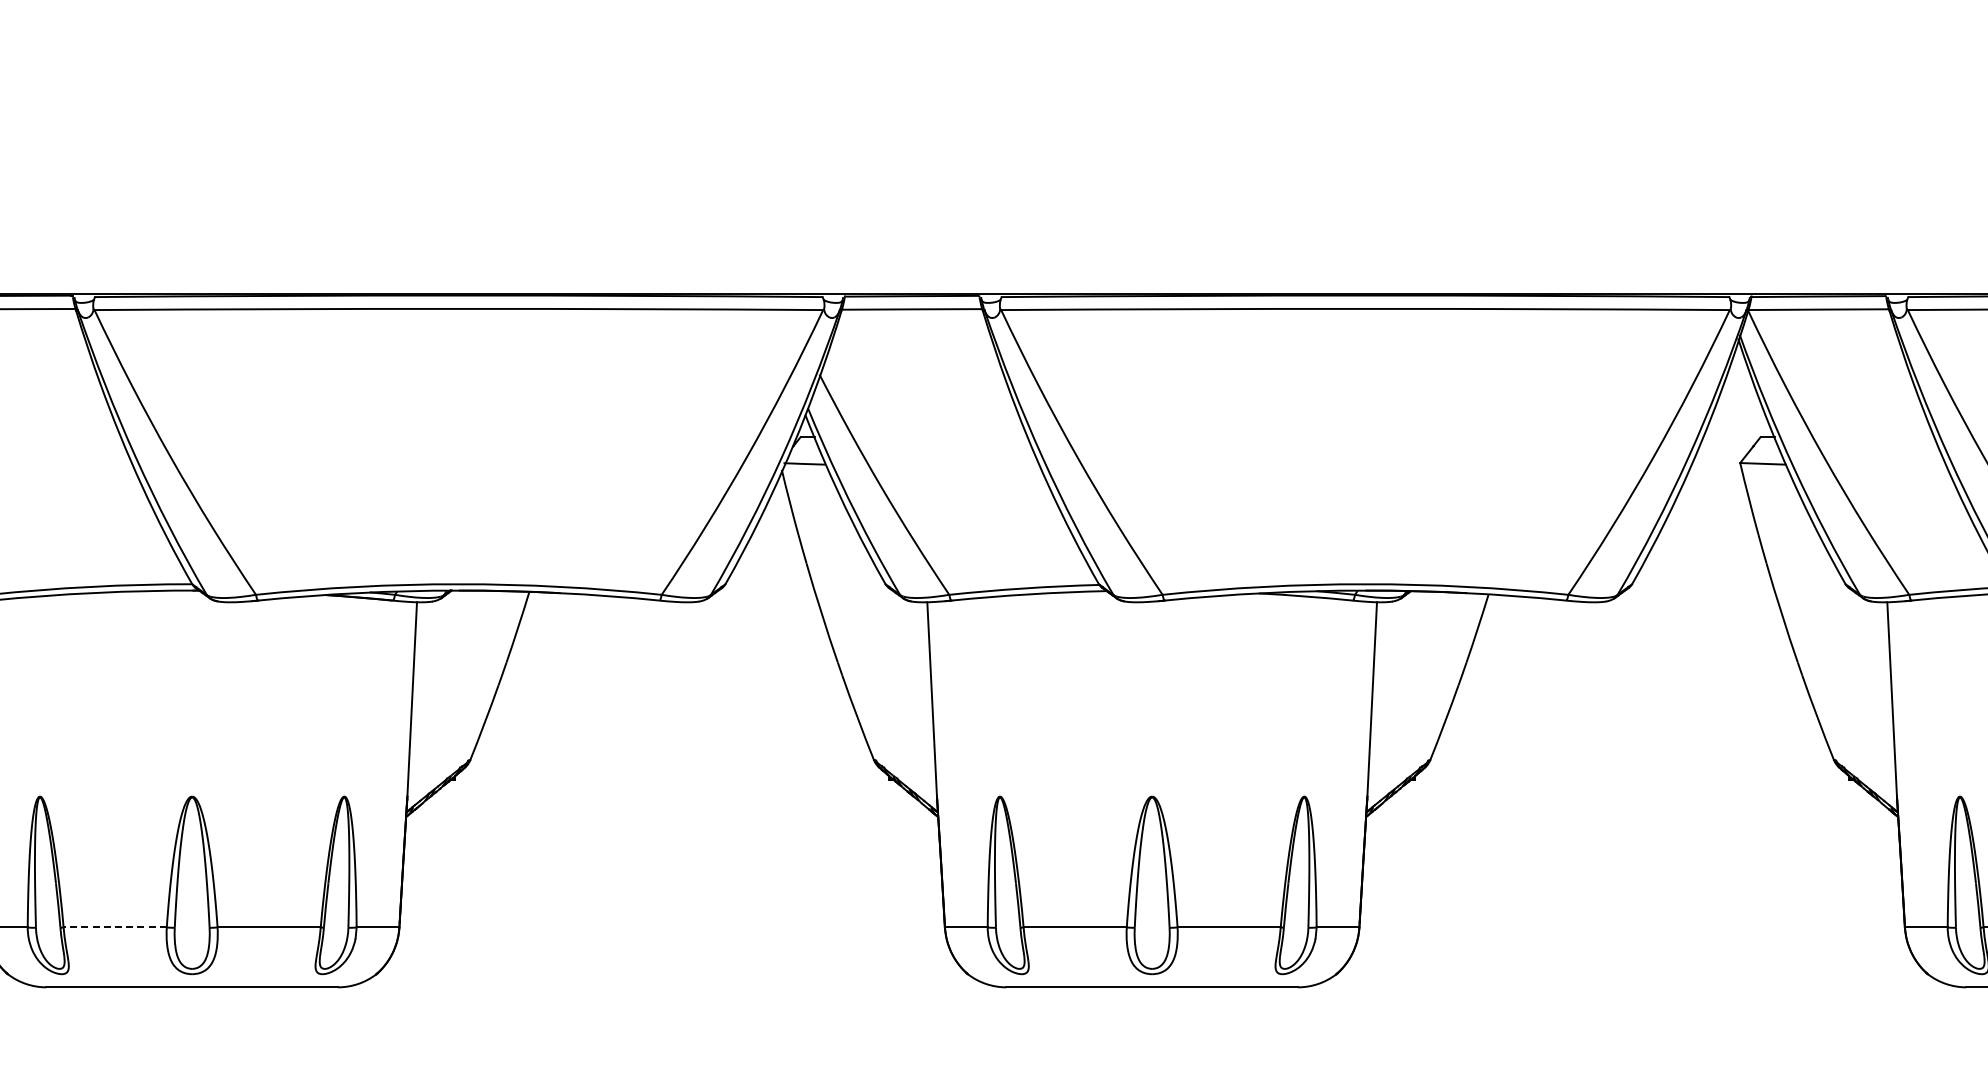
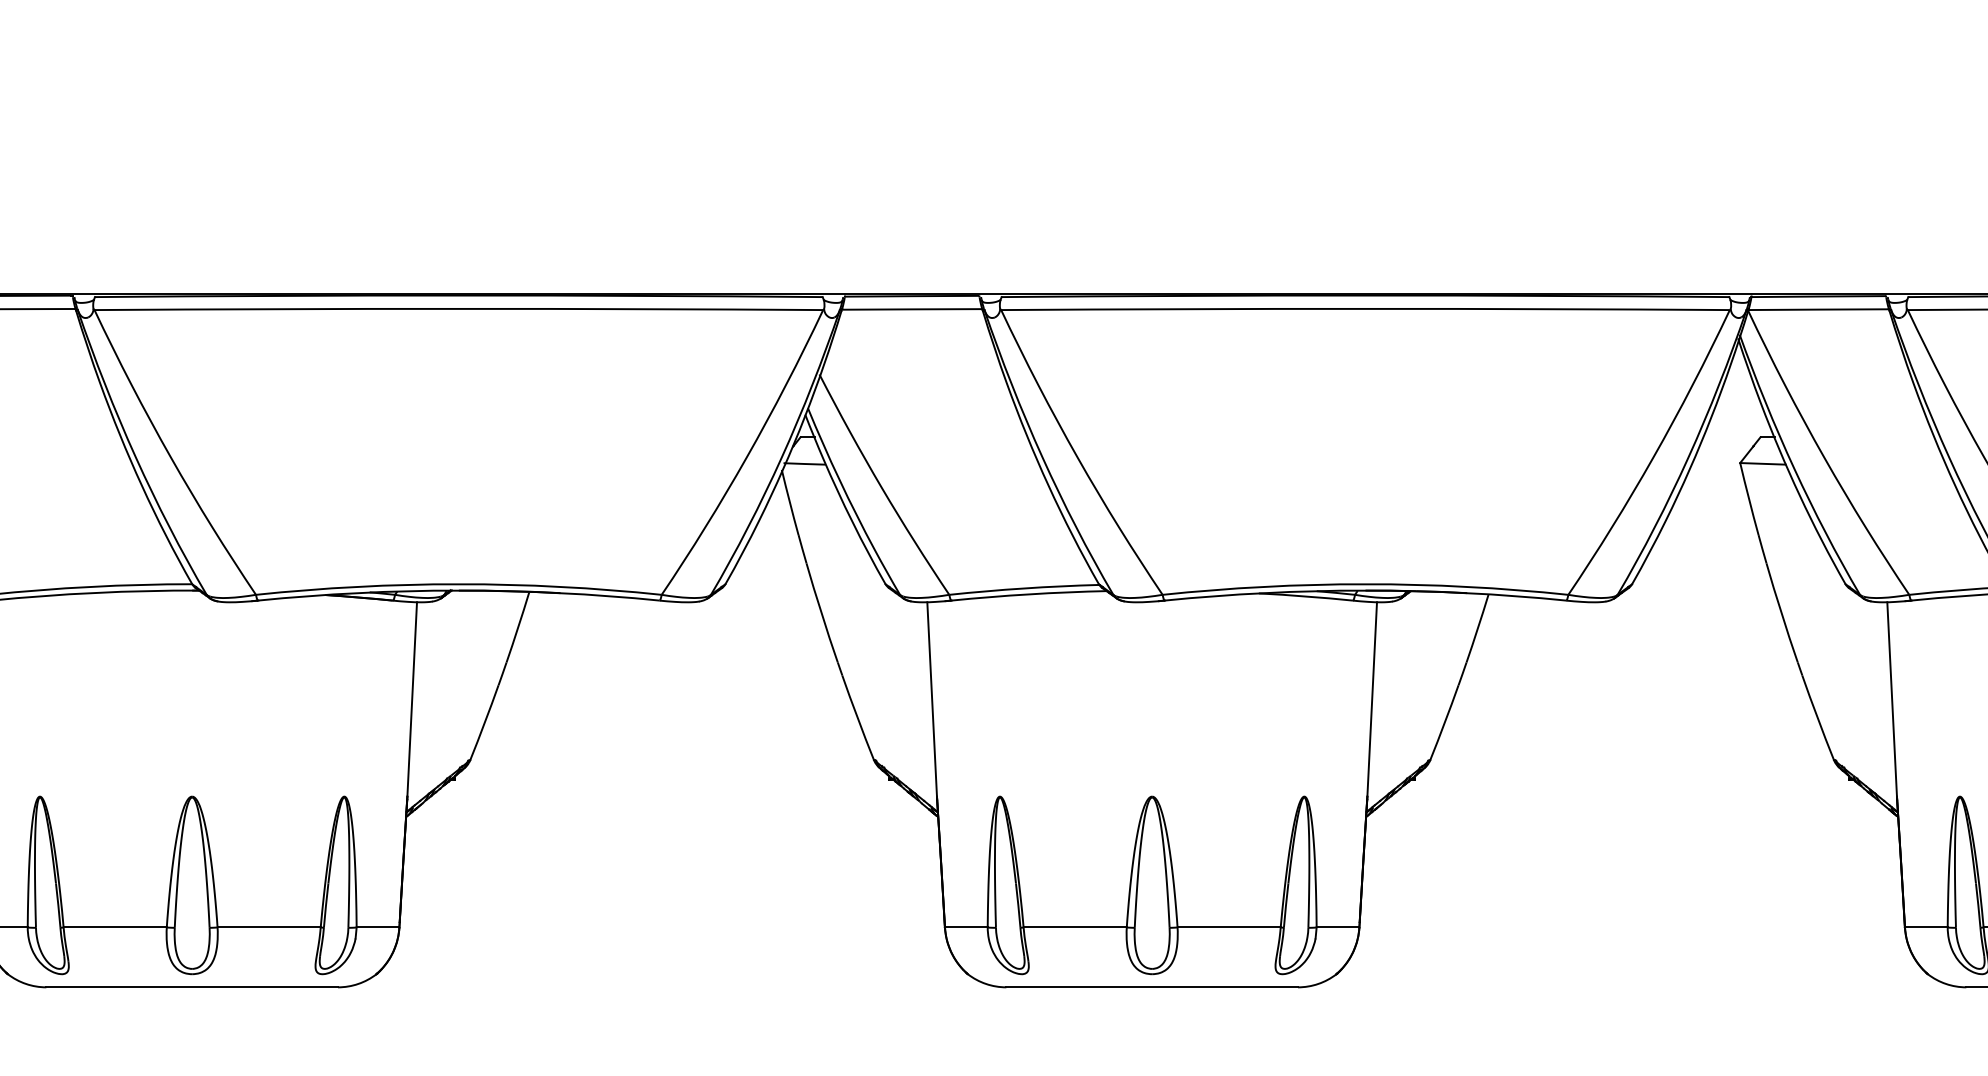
line: dashed -> solid (115, 927)
